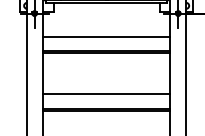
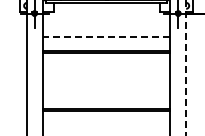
line: solid -> dashed (105, 36)
line: solid -> dashed (186, 67)
line: present -> none (106, 94)
